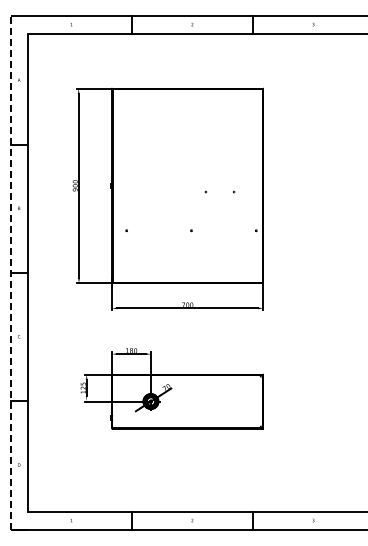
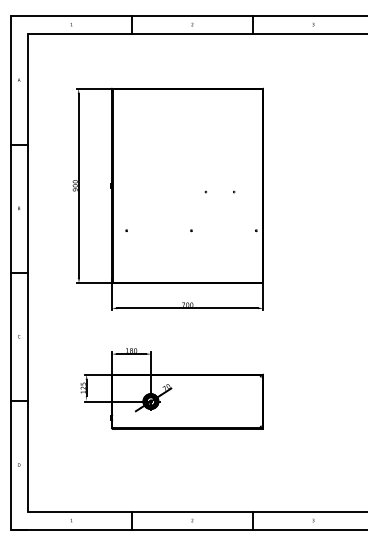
line: dashed -> solid (11, 273)
